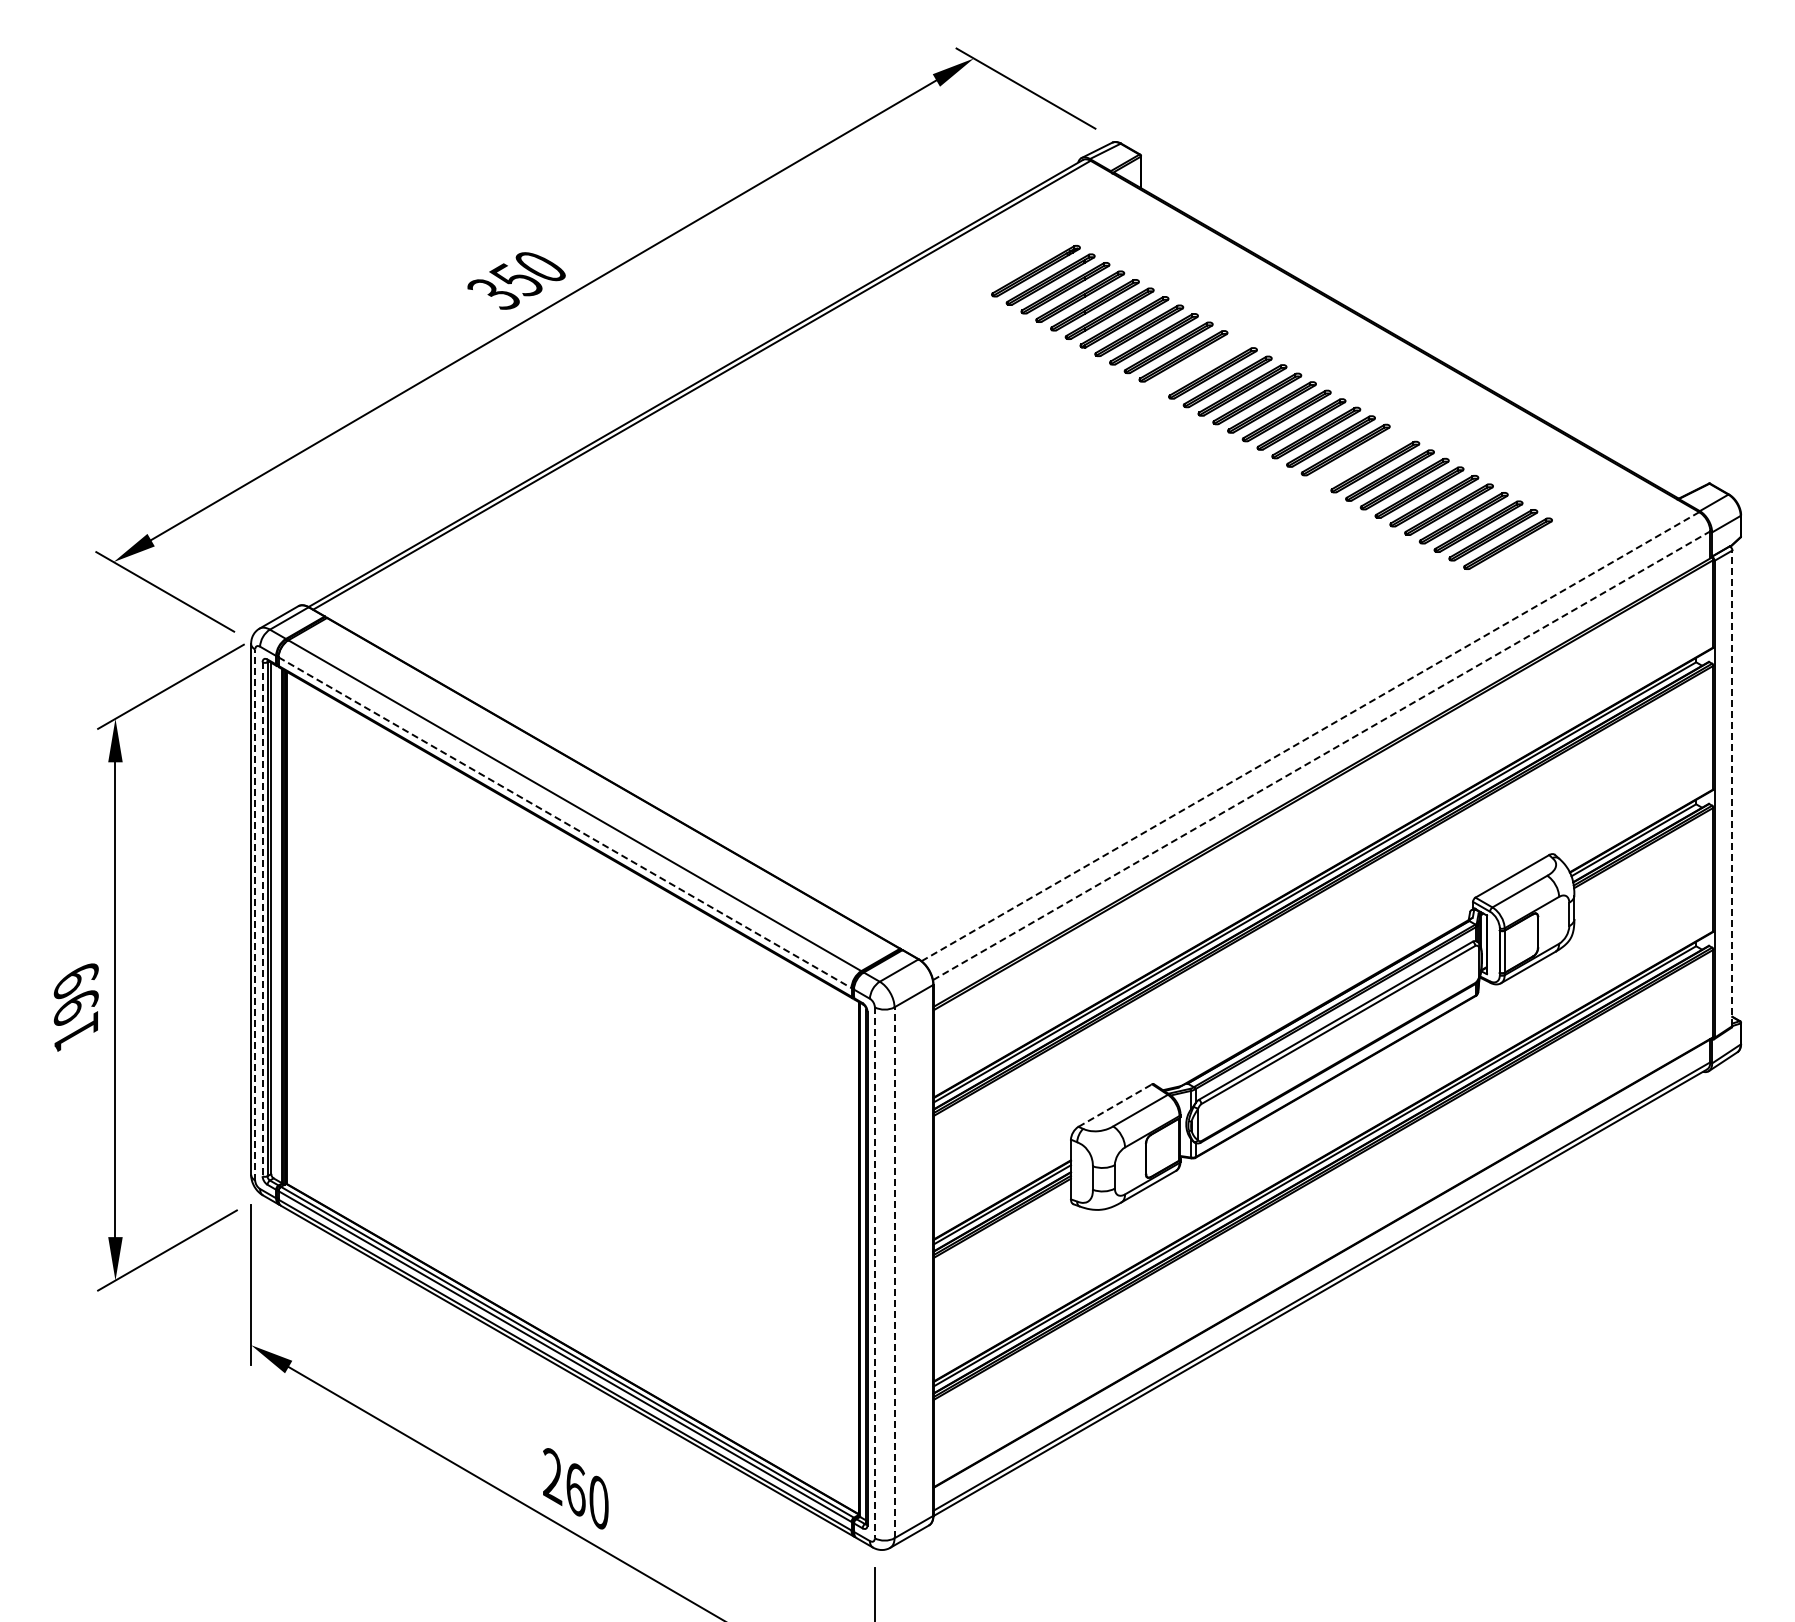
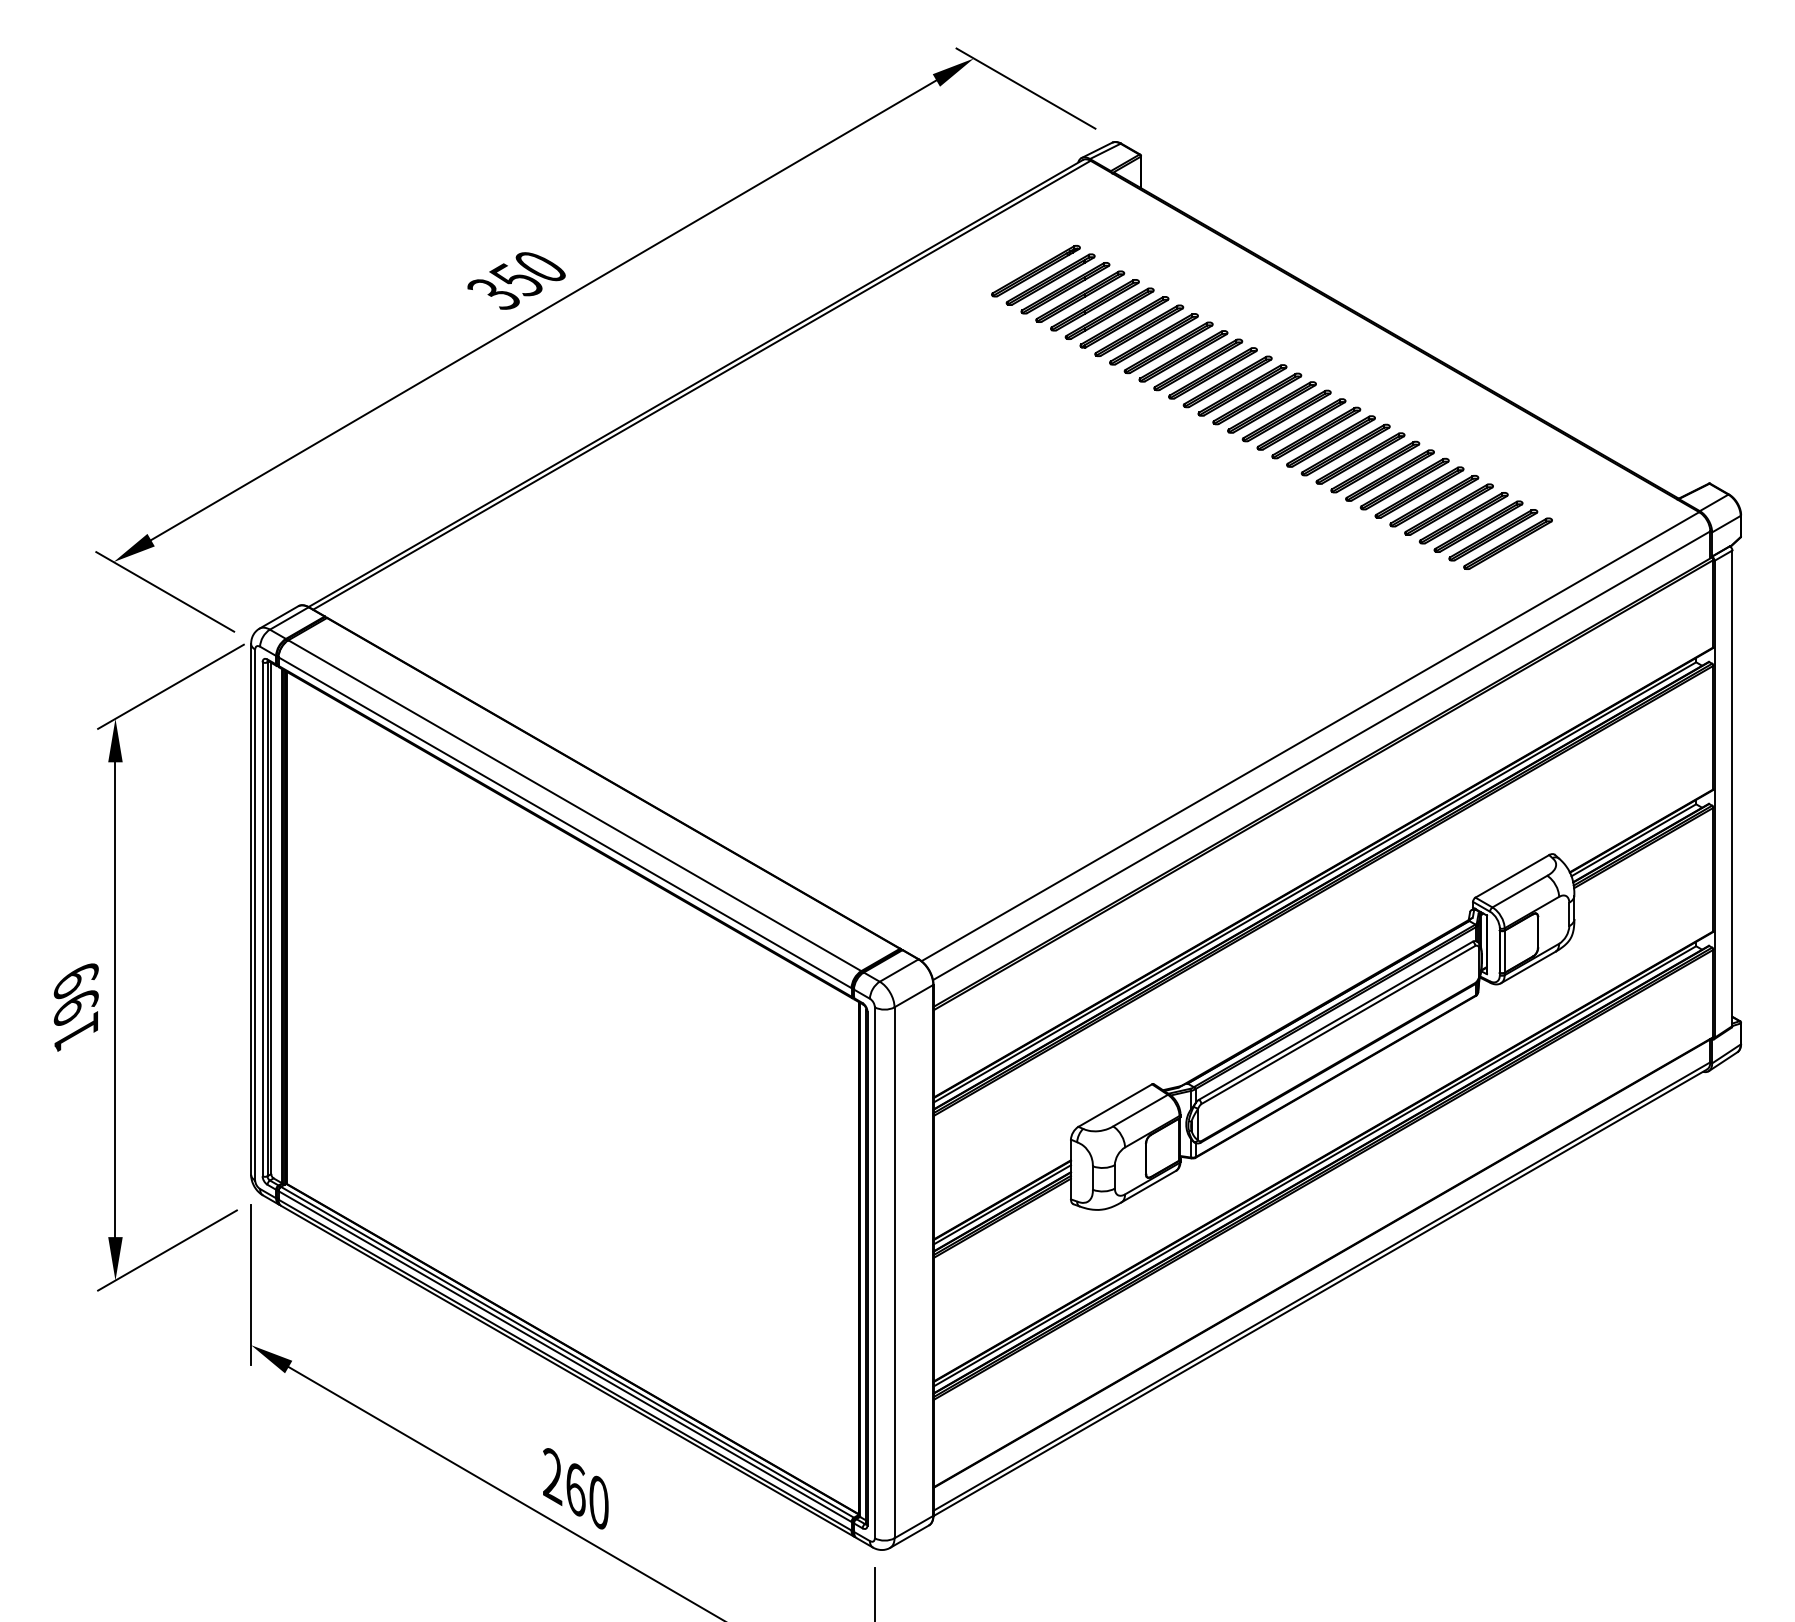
part: none -> present (1198, 364)
part: none -> present (1360, 458)
line: dashed -> solid (1310, 736)
line: dashed -> solid (1321, 755)
line: dashed -> solid (1732, 788)
line: dashed -> solid (565, 822)
line: dashed -> solid (255, 914)
line: dashed -> solid (262, 919)
line: dashed -> solid (1115, 1105)
line: dashed -> solid (894, 1272)
line: dashed -> solid (874, 1273)
